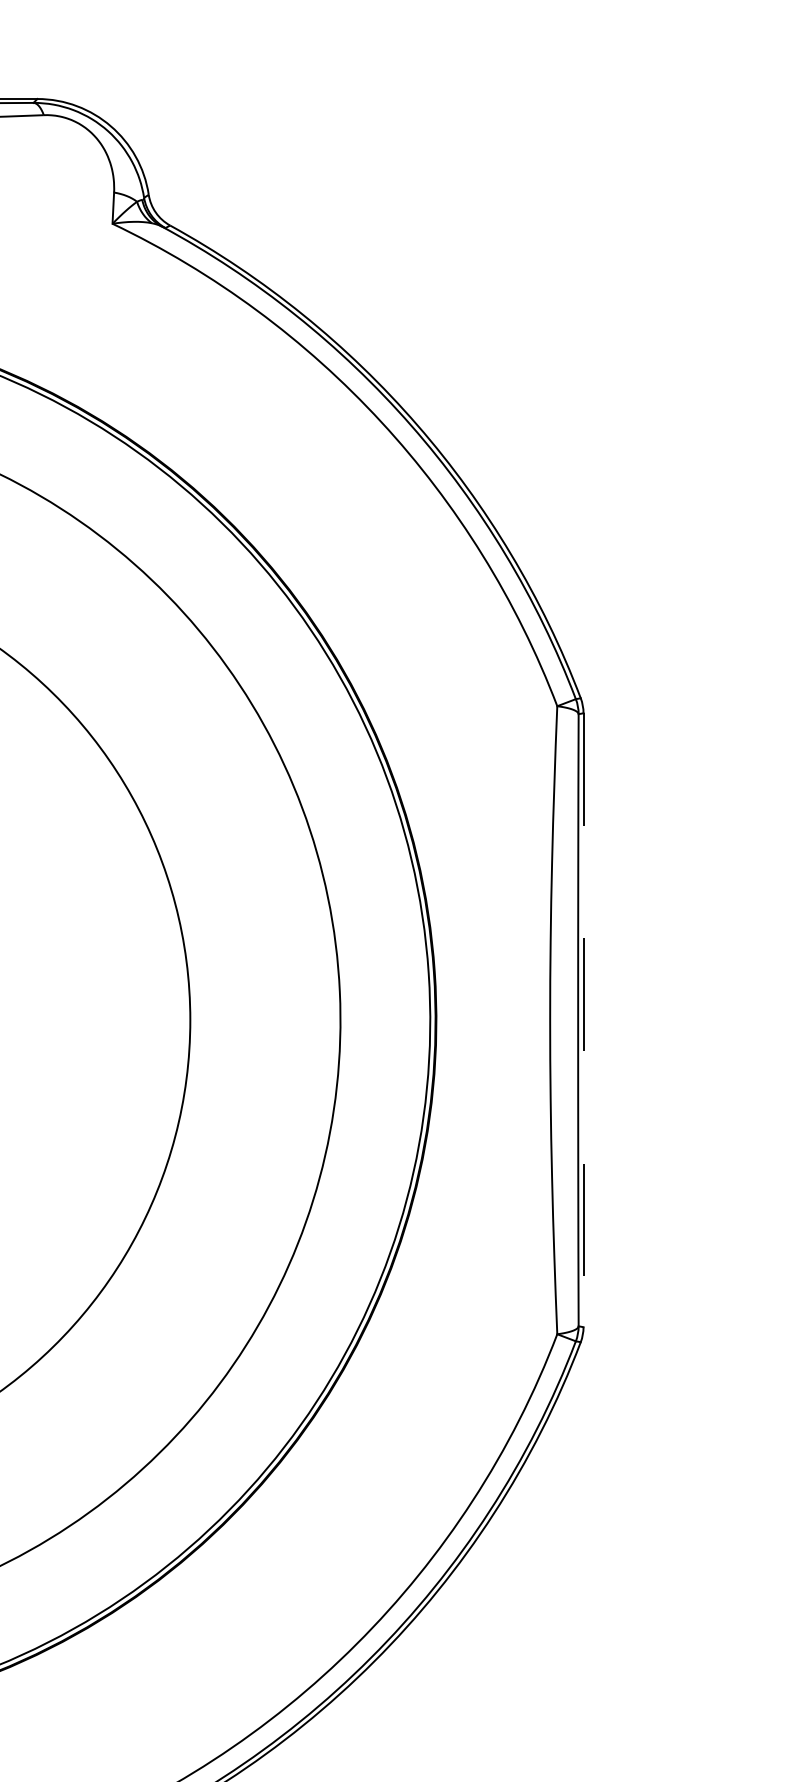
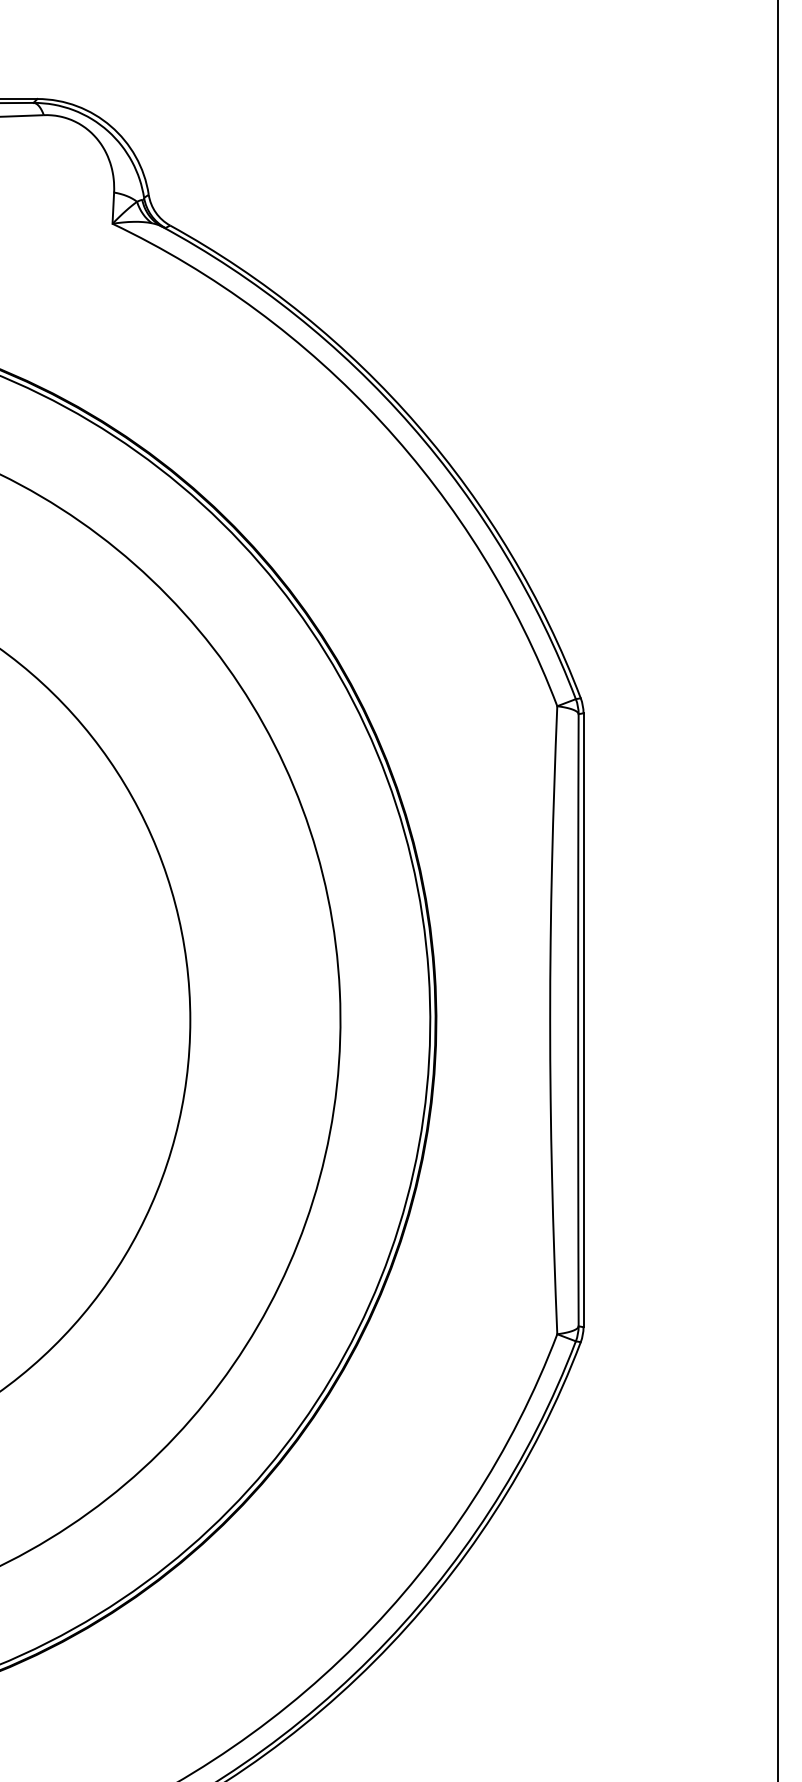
line: none -> present (778, 890)
line: dashed -> solid (583, 1020)
